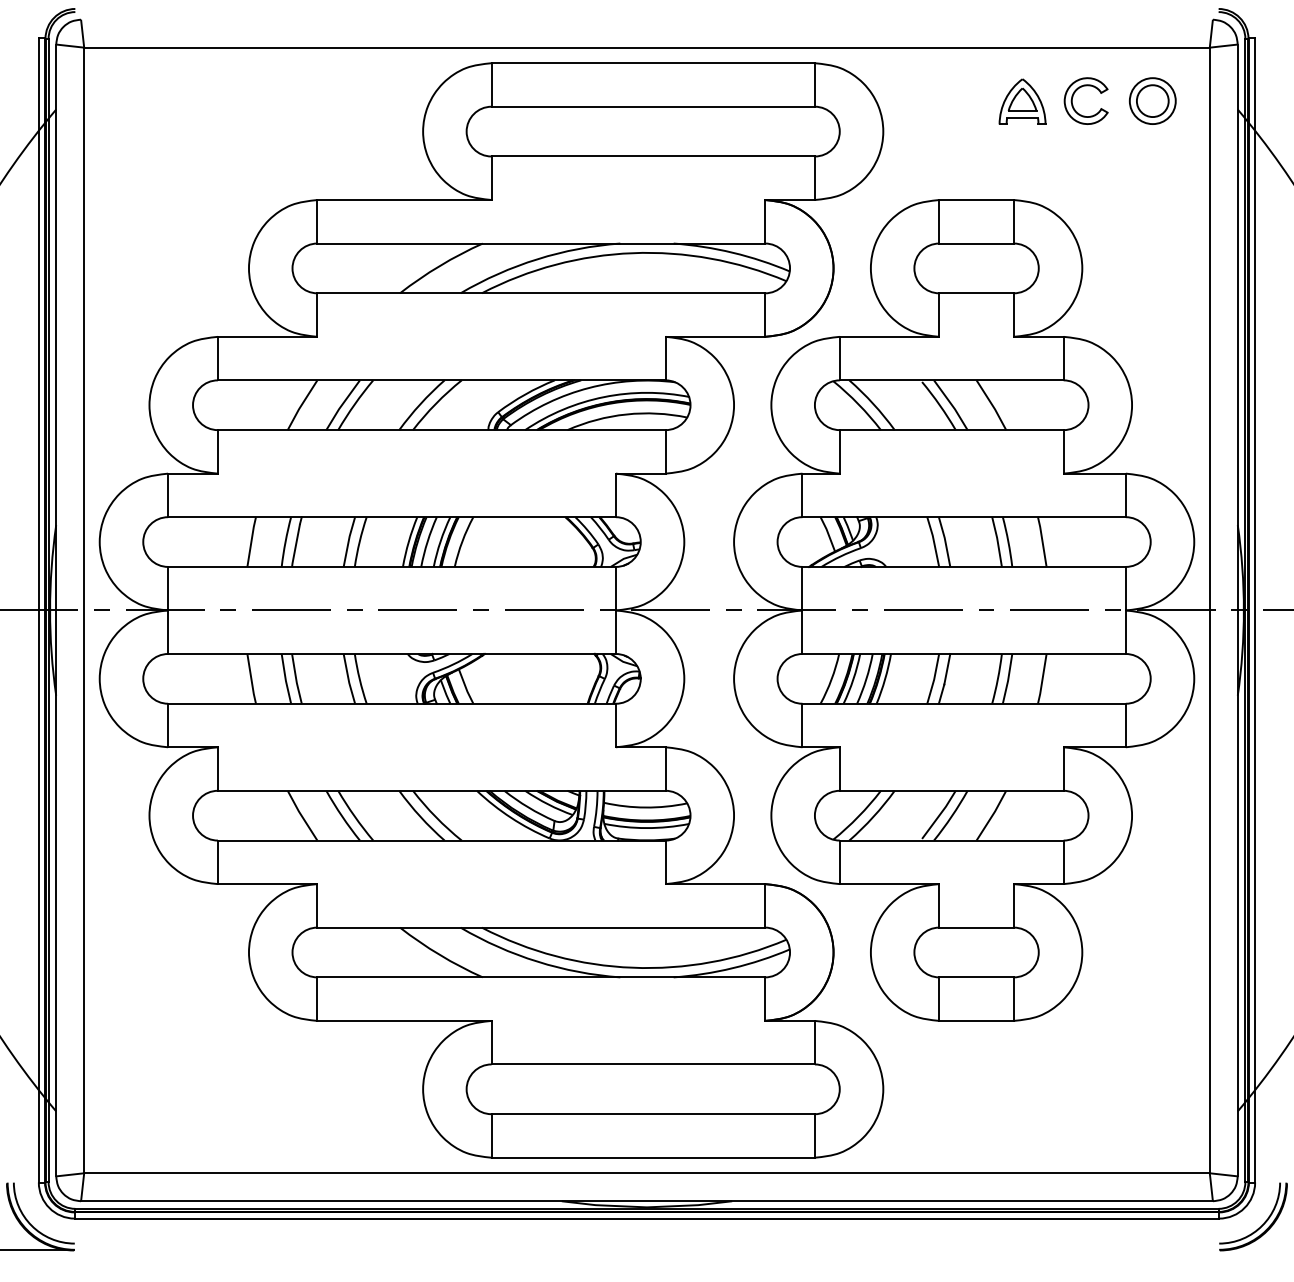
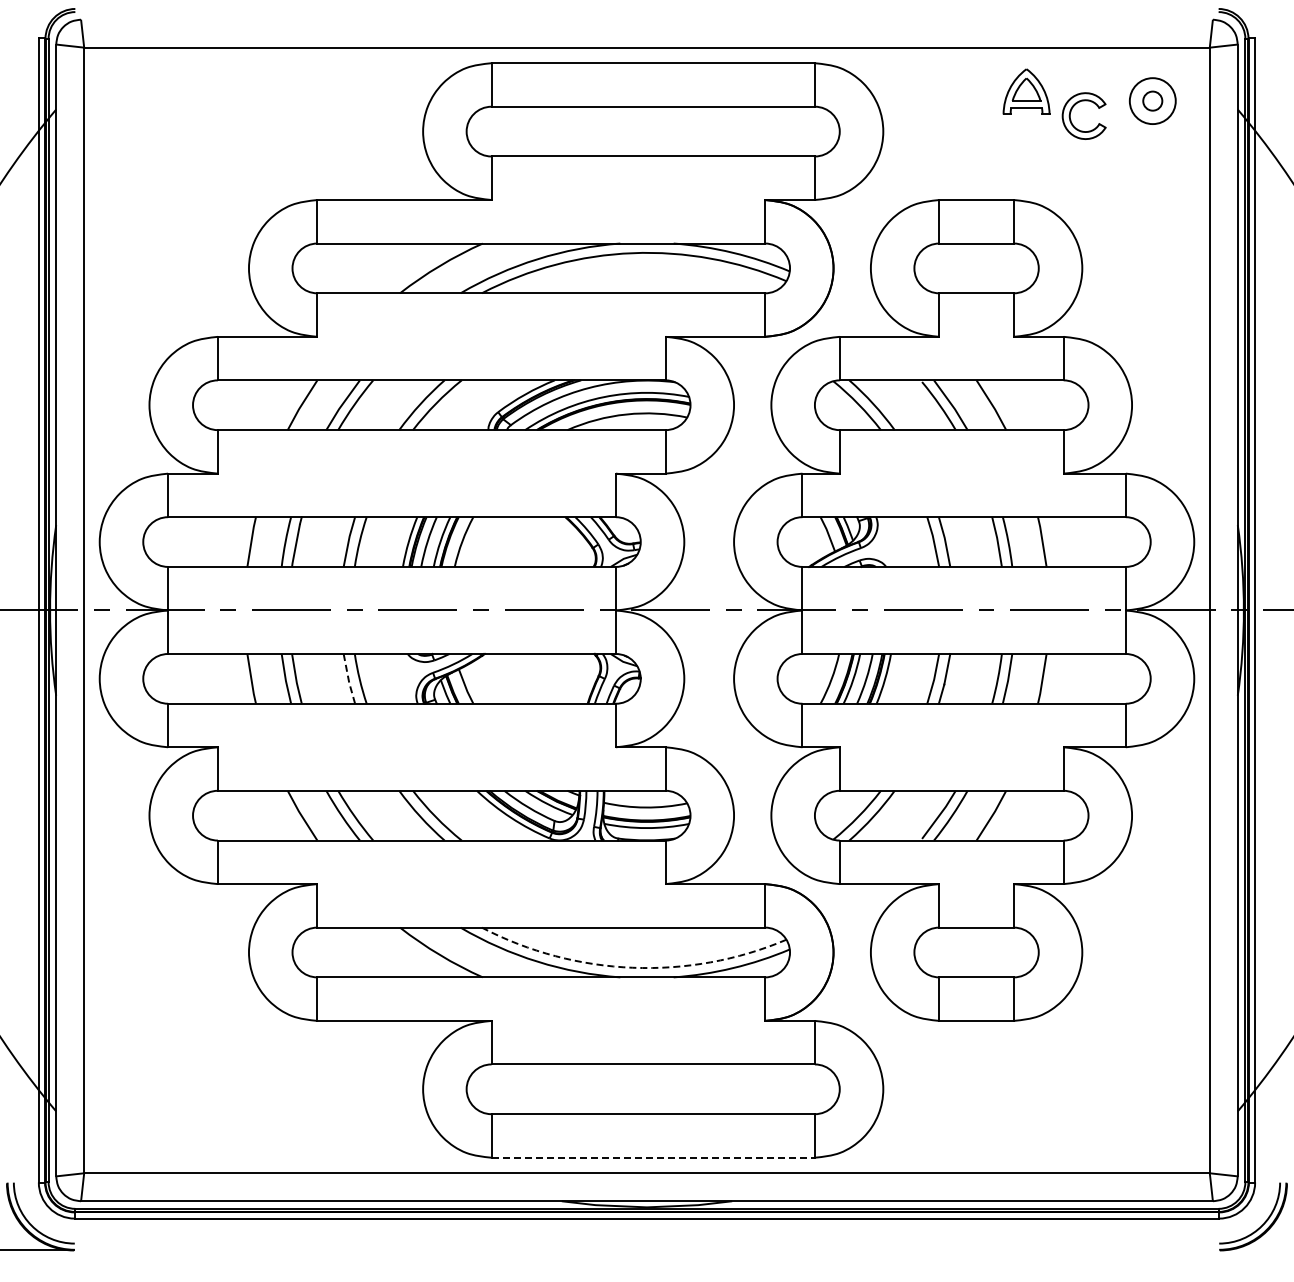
part position: (1073, 97) -> (1071, 112) (1071, 112)
part position: (1022, 101) -> (1026, 91) (1026, 91)
circle diameter: 32 px -> 19 px (1152, 100)
line: solid -> dashed (348, 679)
arc: solid -> dashed (632, 967)
line: solid -> dashed (653, 1157)
